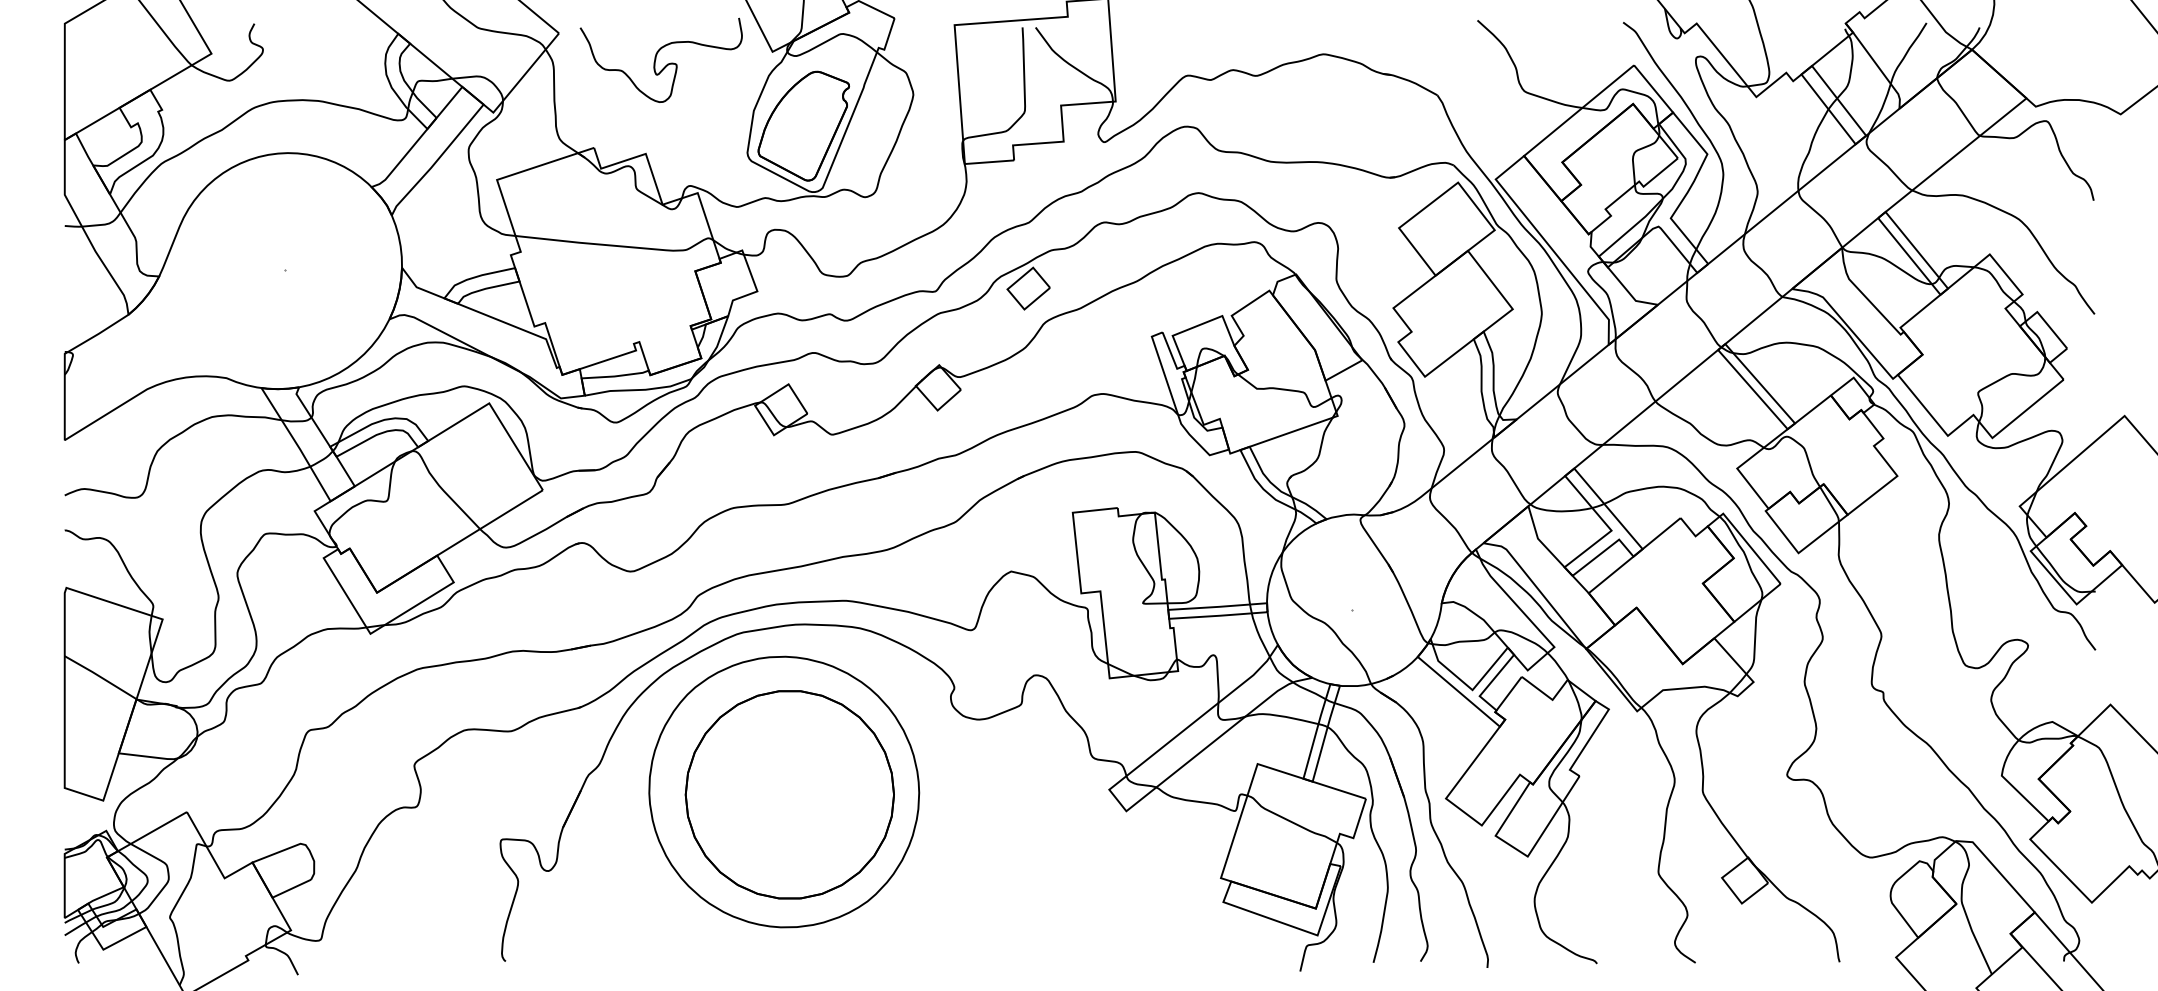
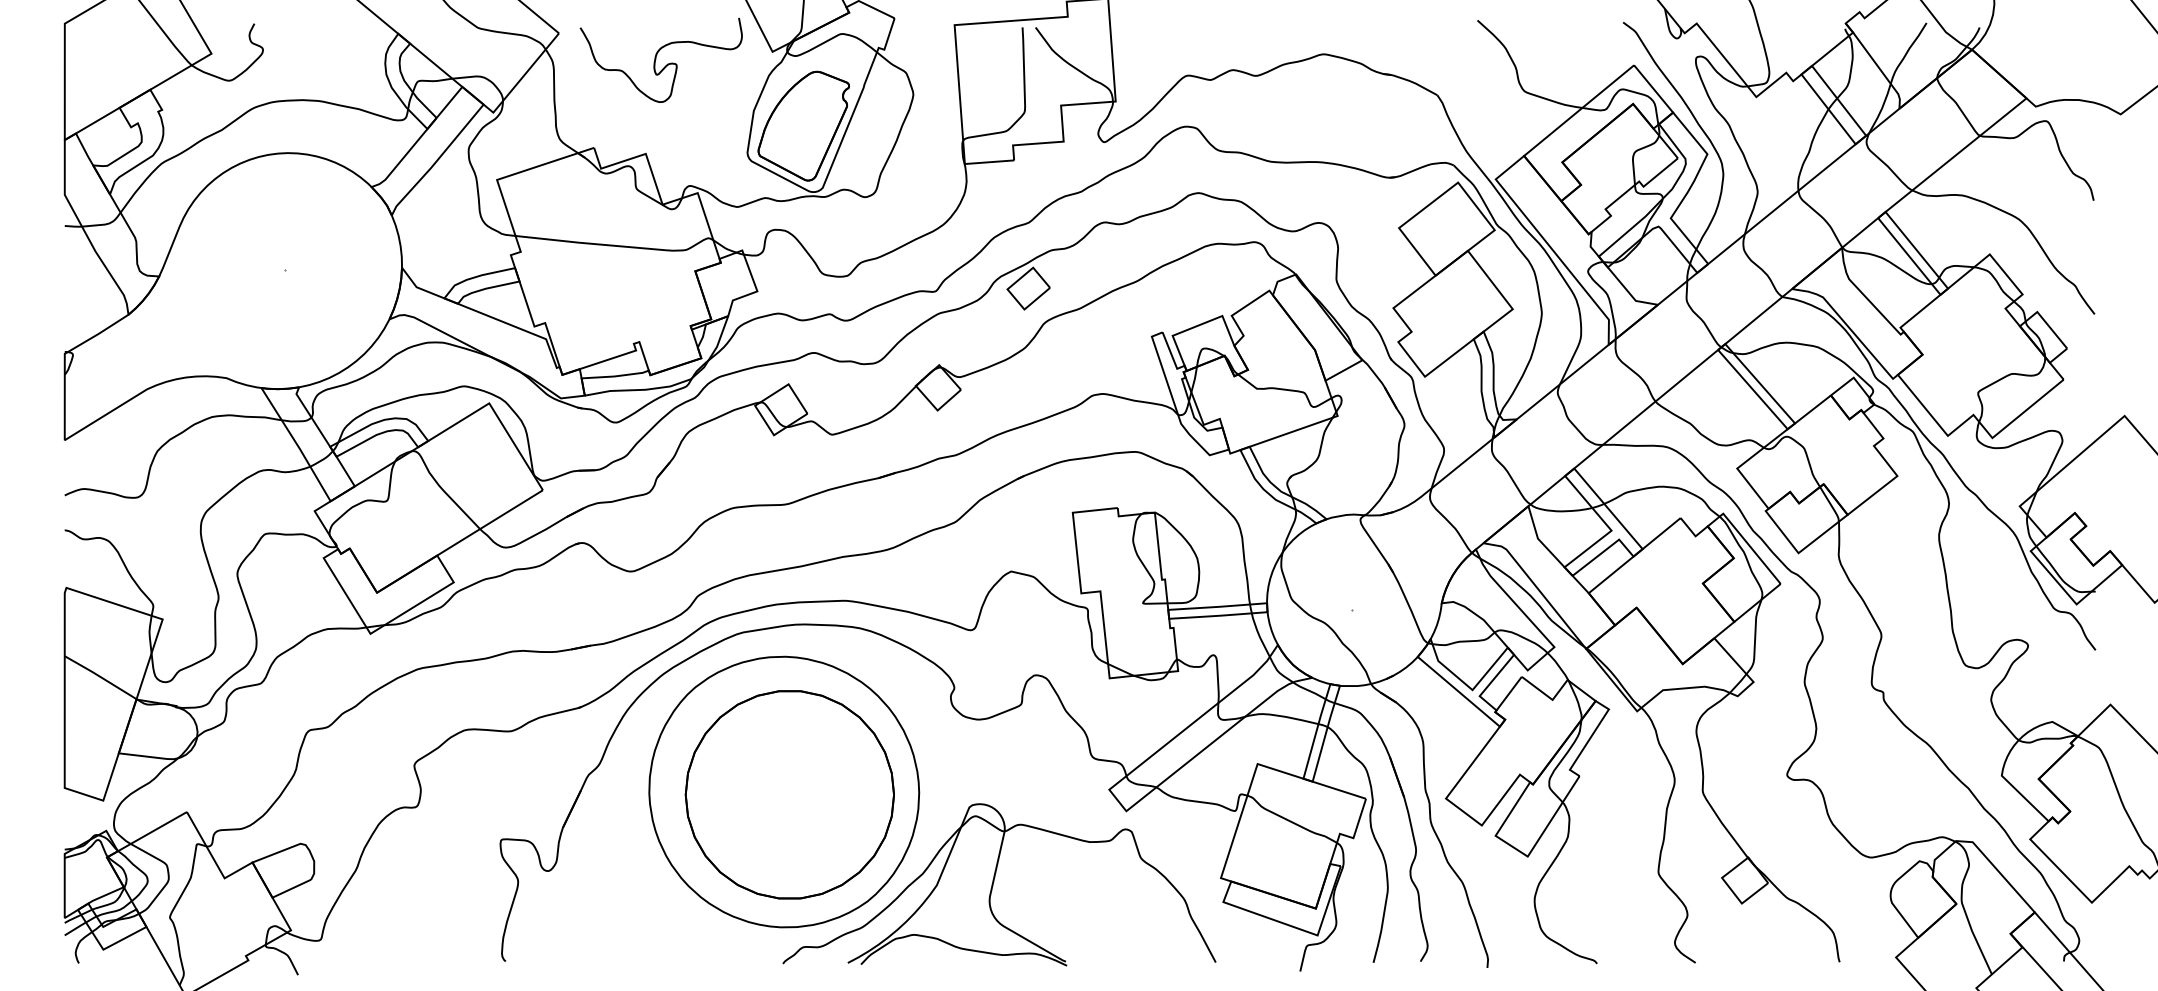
part: none -> present (999, 884)
